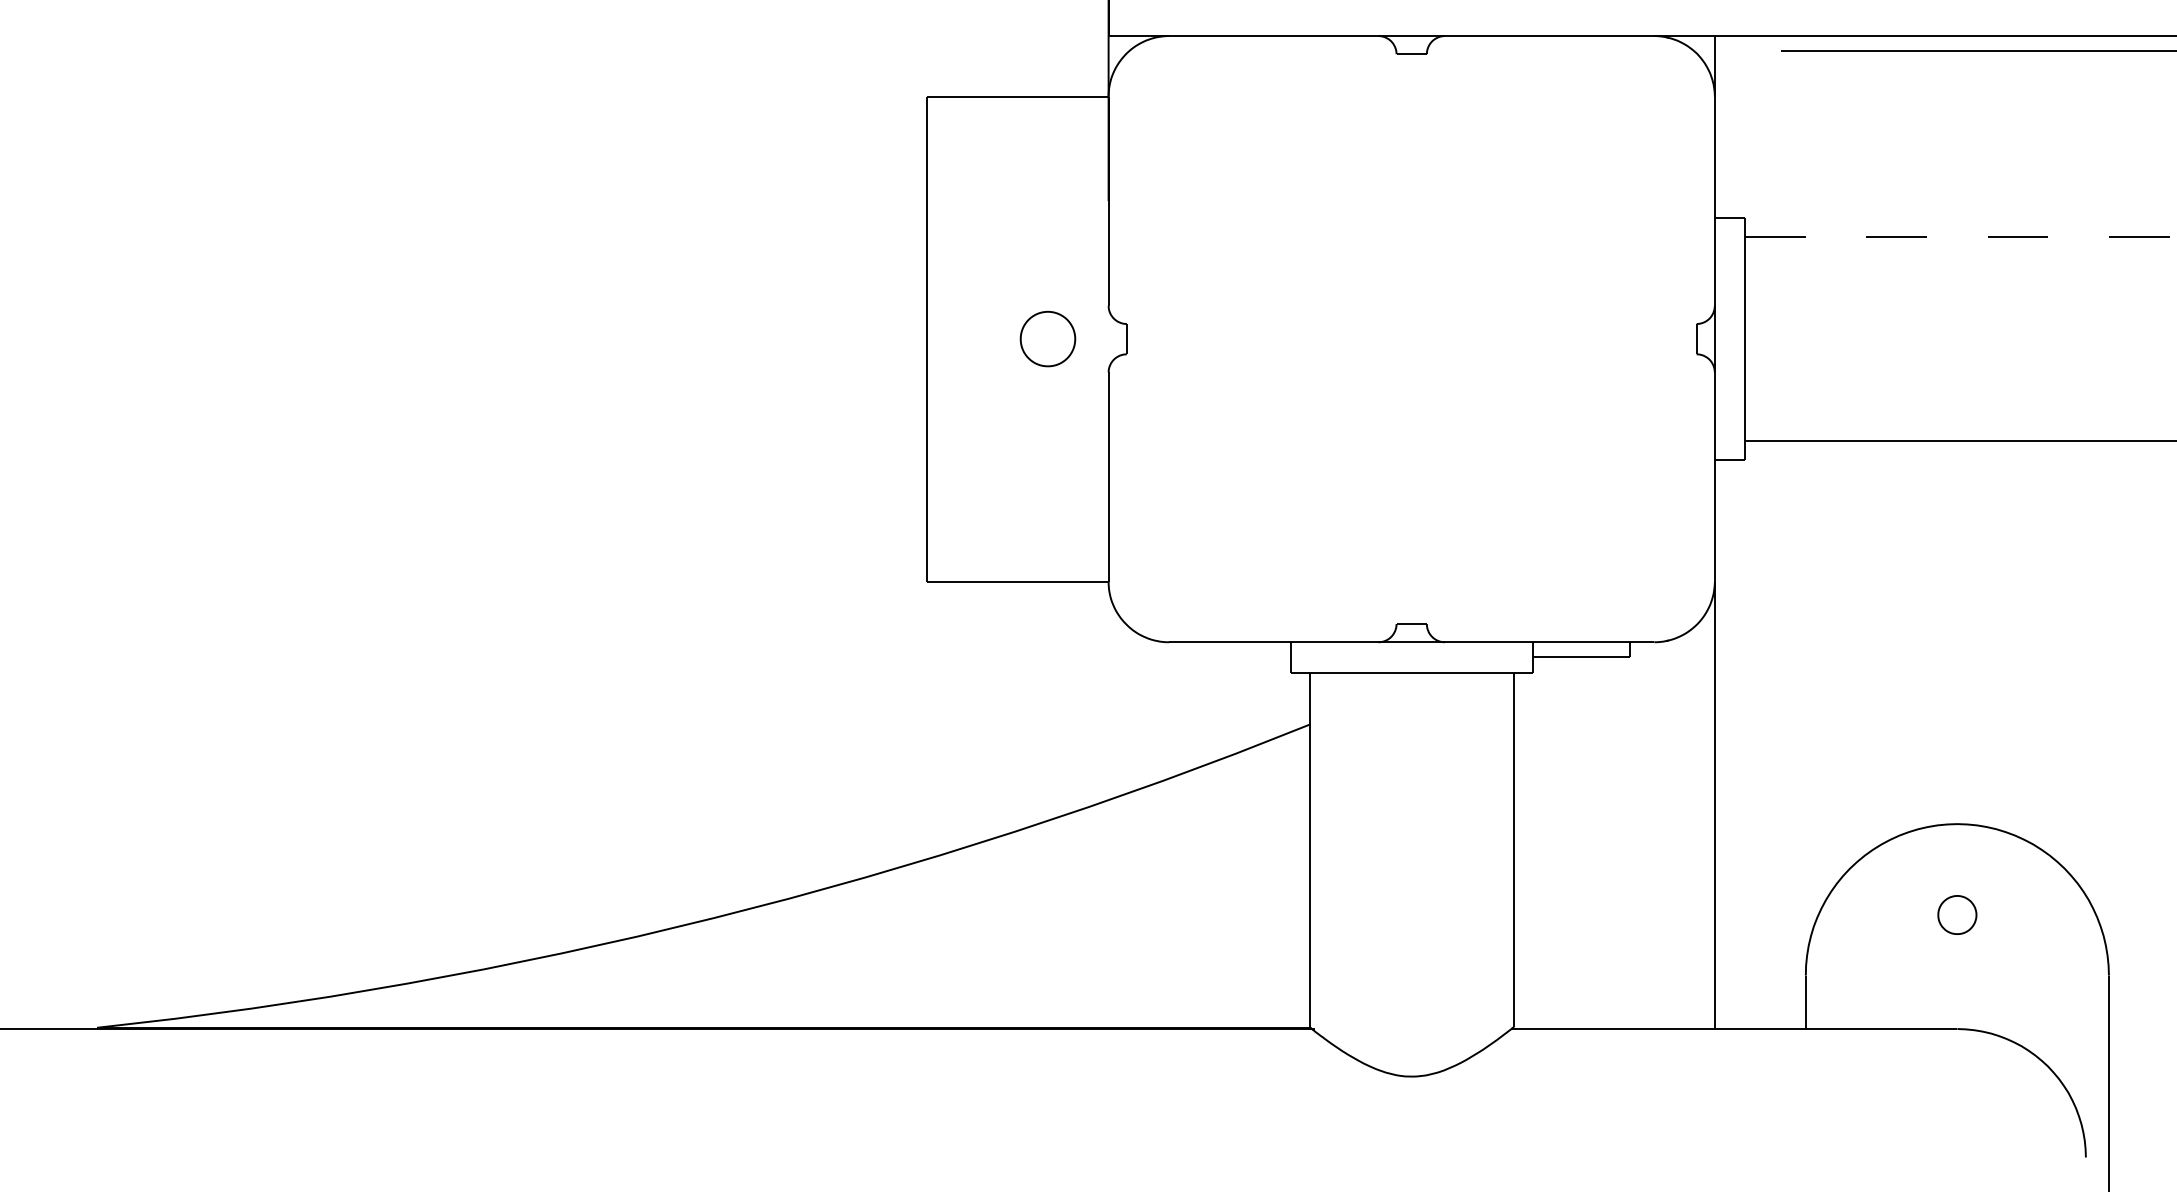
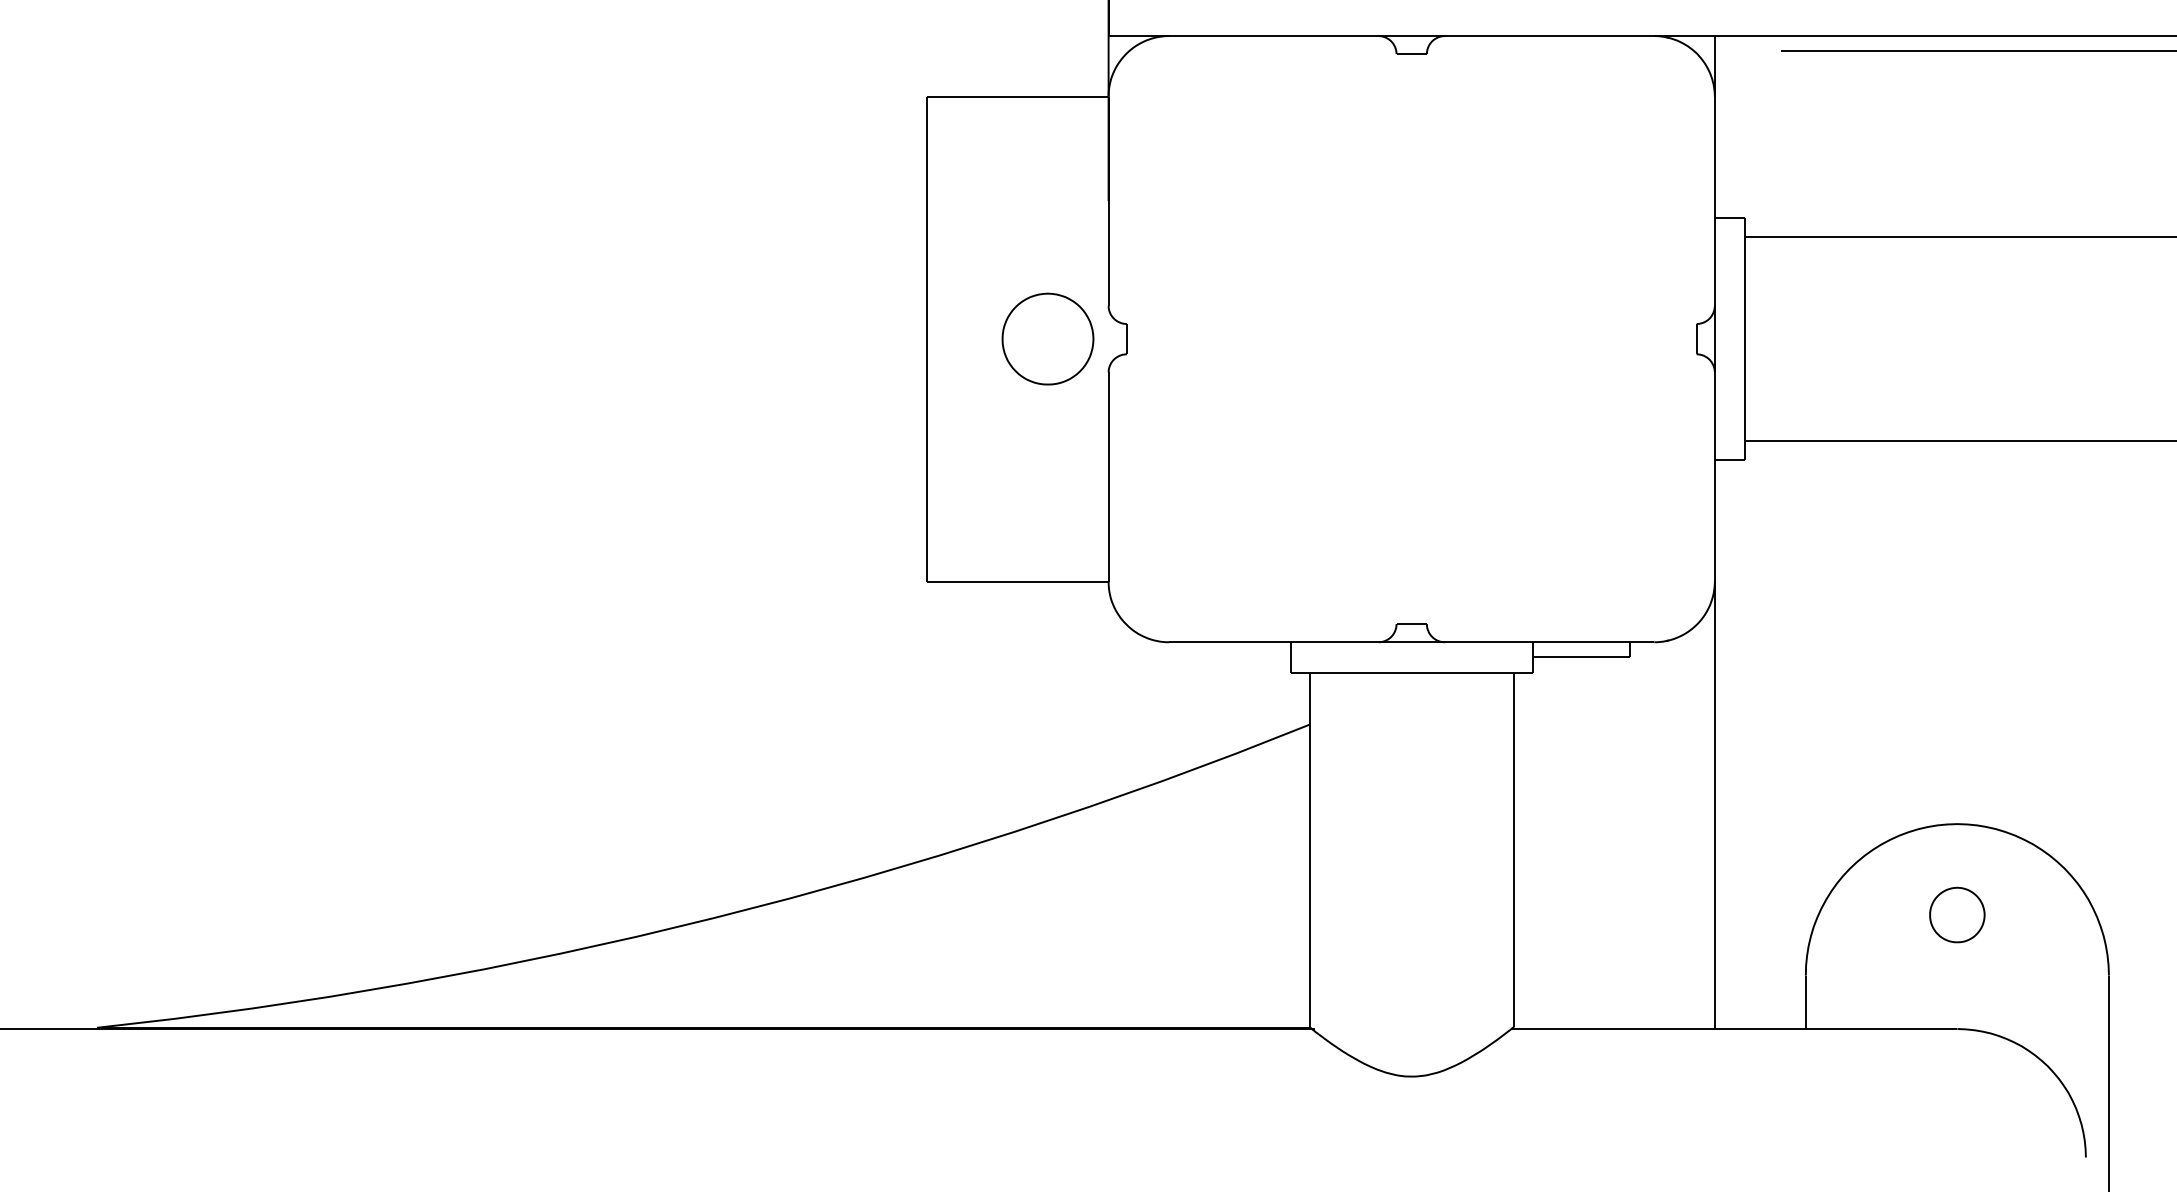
line: dashed -> solid (1960, 236)
part size: 58x58 px -> 94x94 px (1047, 338)
part size: 41x40 px -> 57x58 px (1957, 914)
